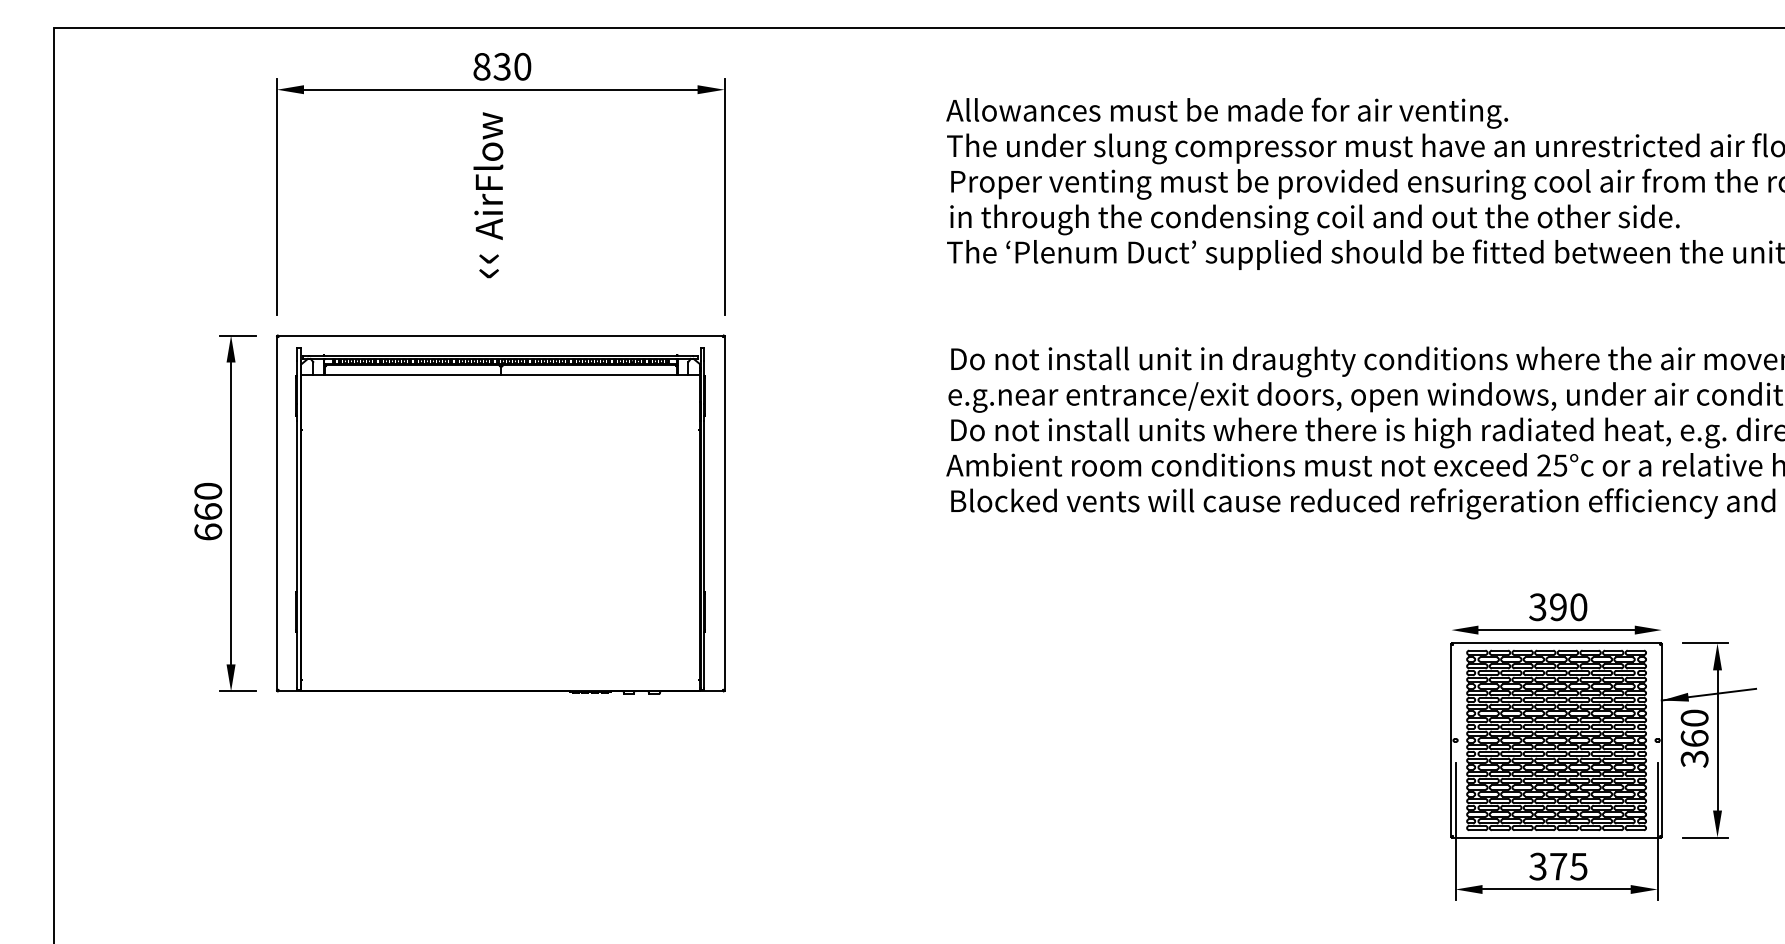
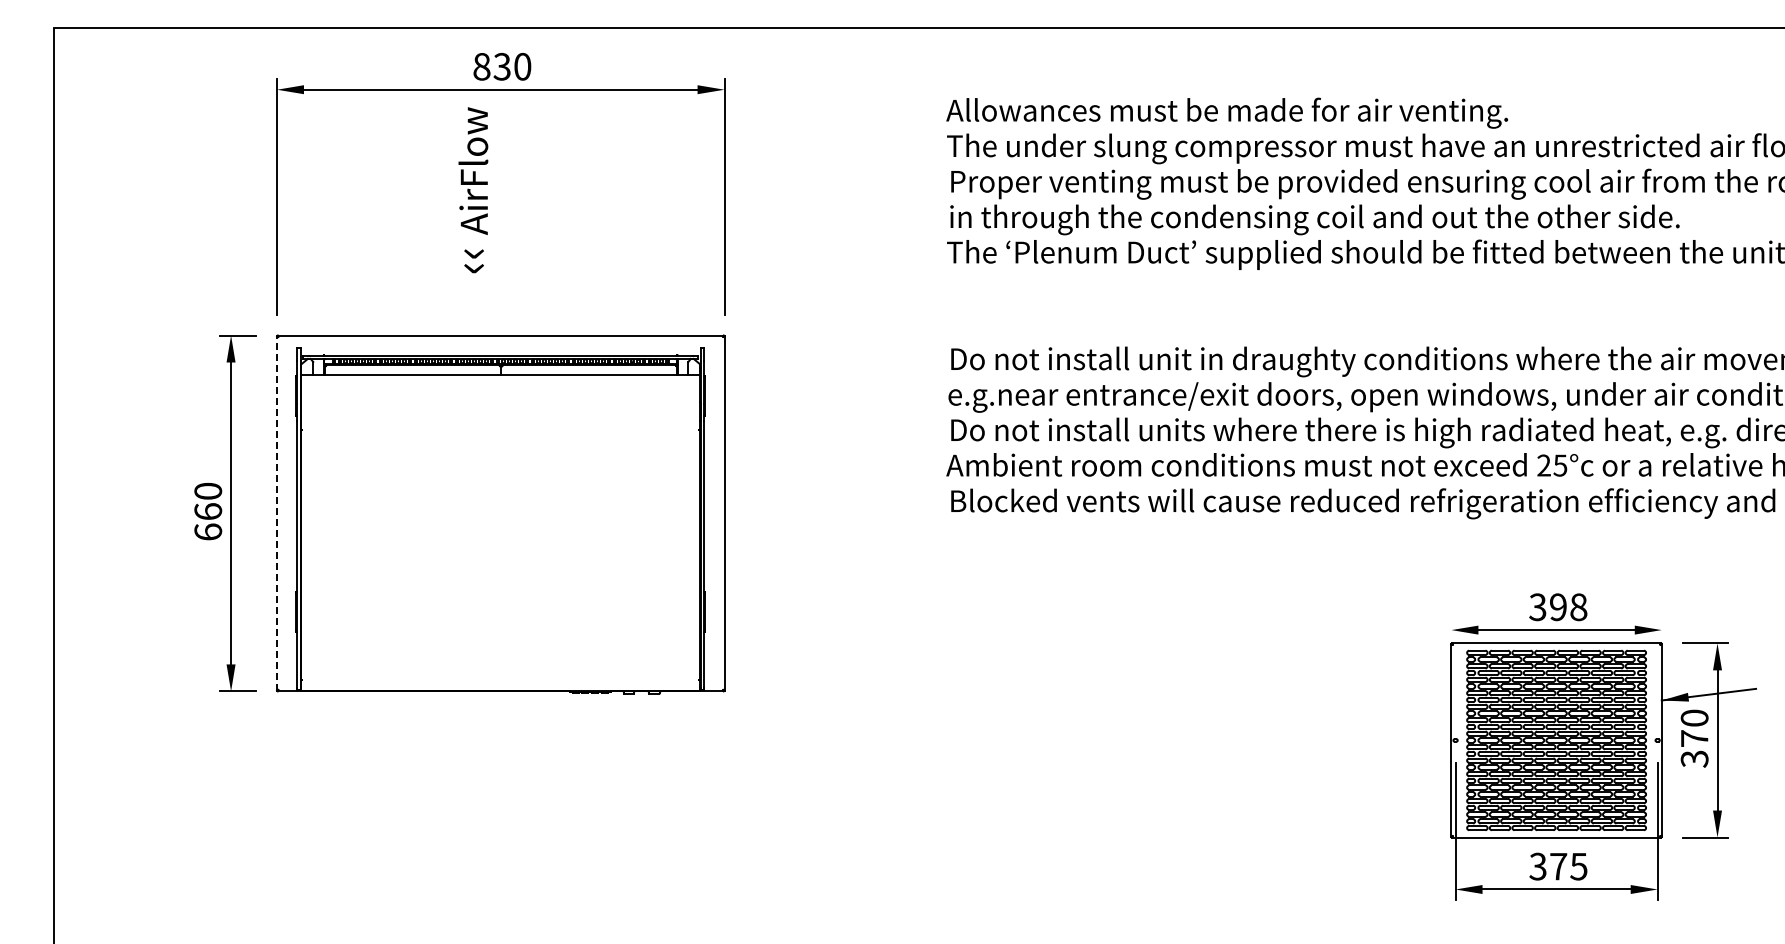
text position: (488, 195) -> (473, 190) (473, 190)
line: solid -> dashed (277, 512)
text: 390 -> 398 (1578, 607)
text: 360 -> 370 (1694, 738)
